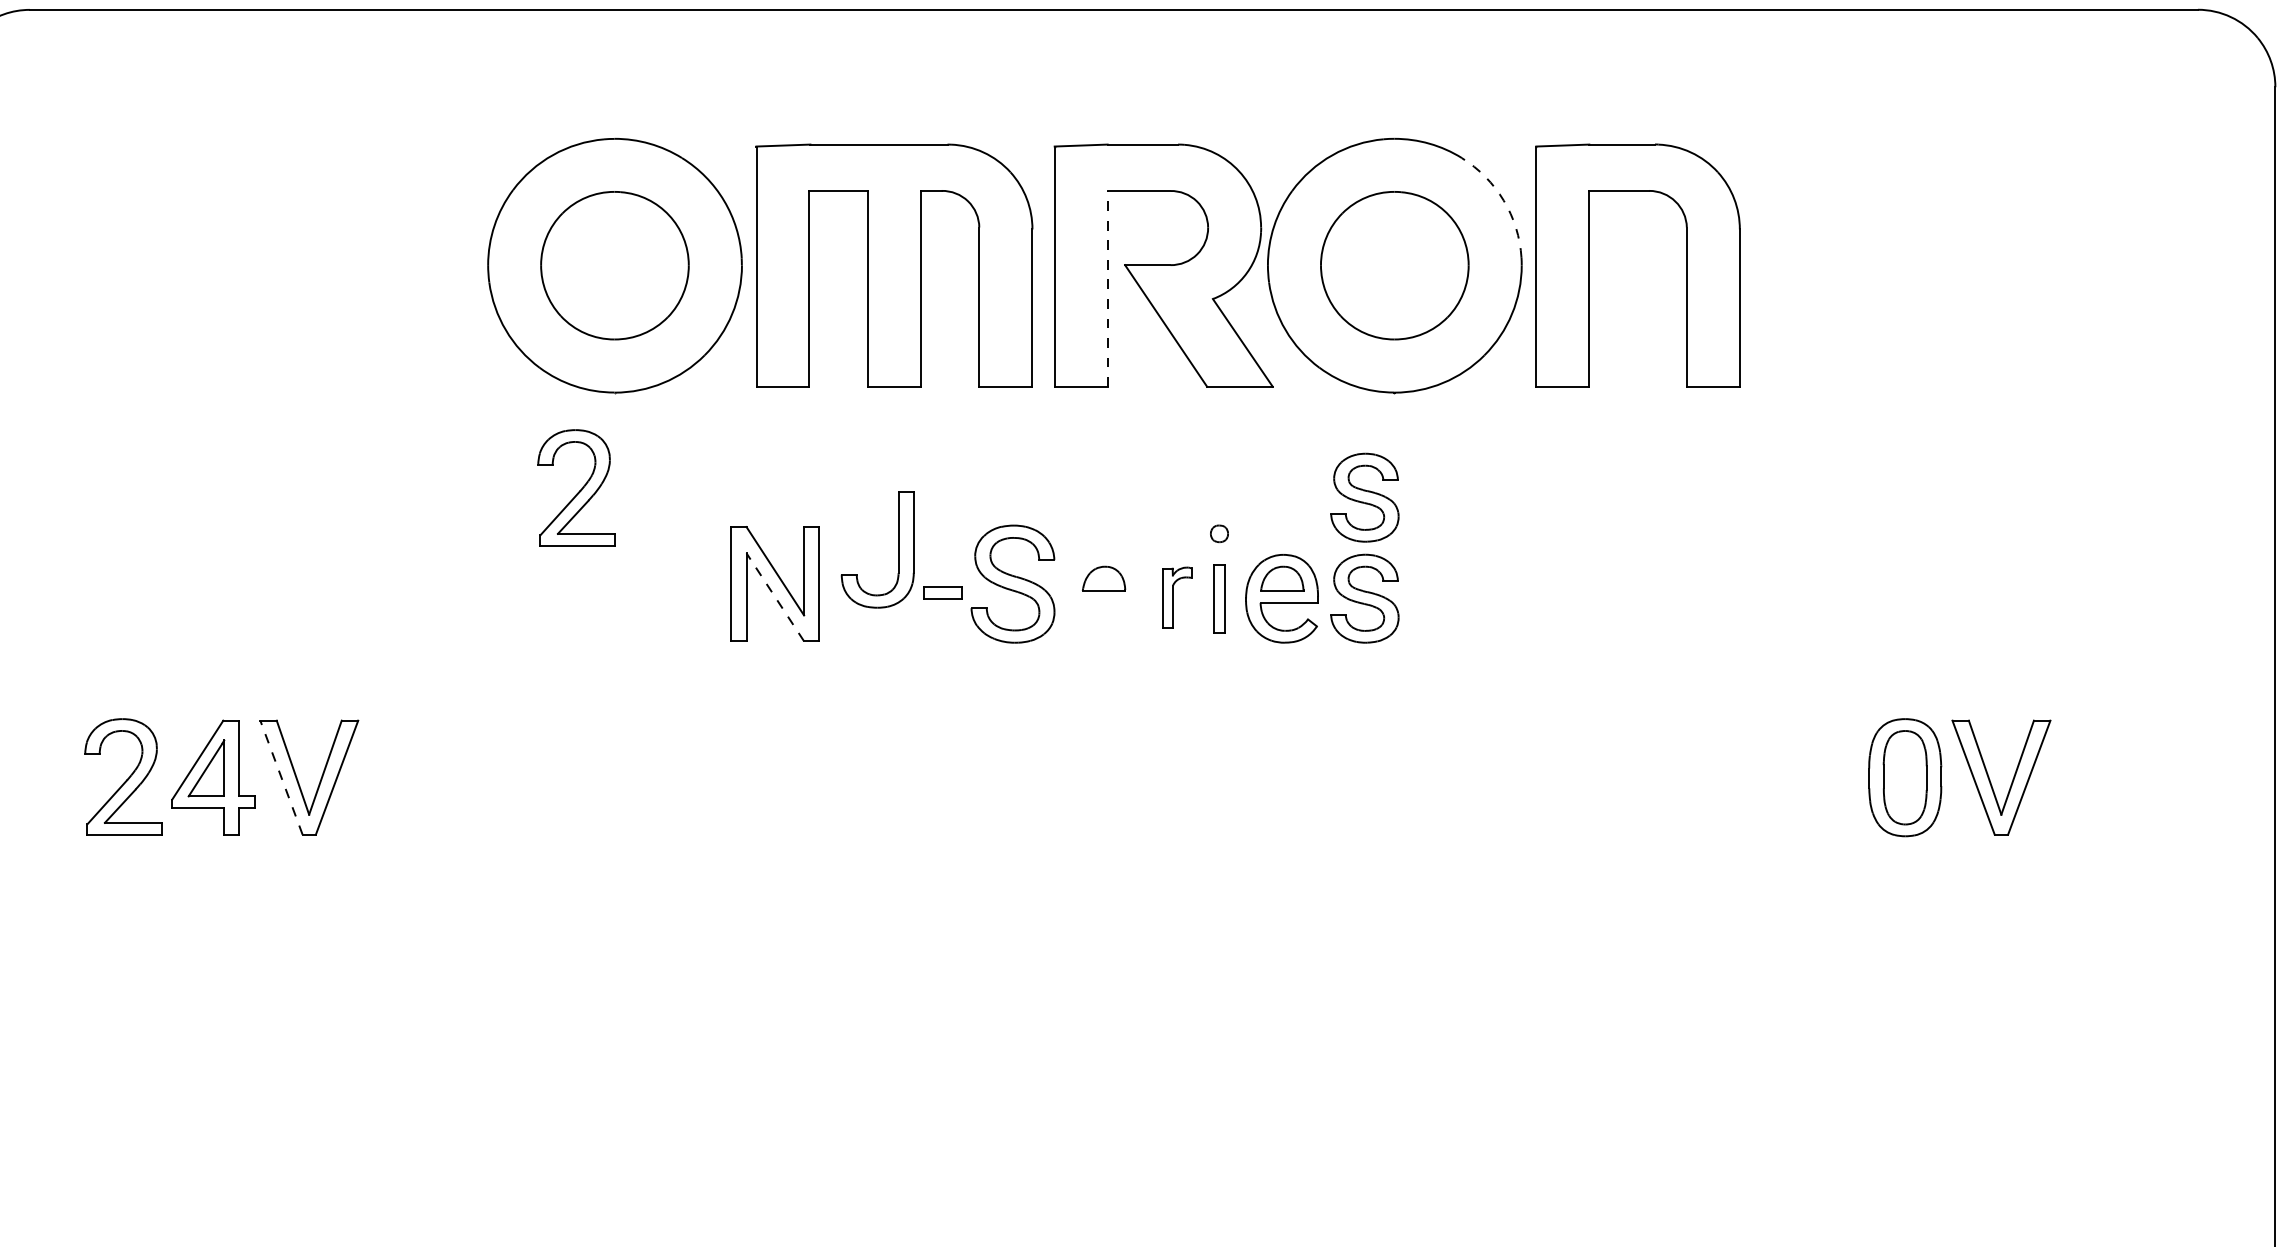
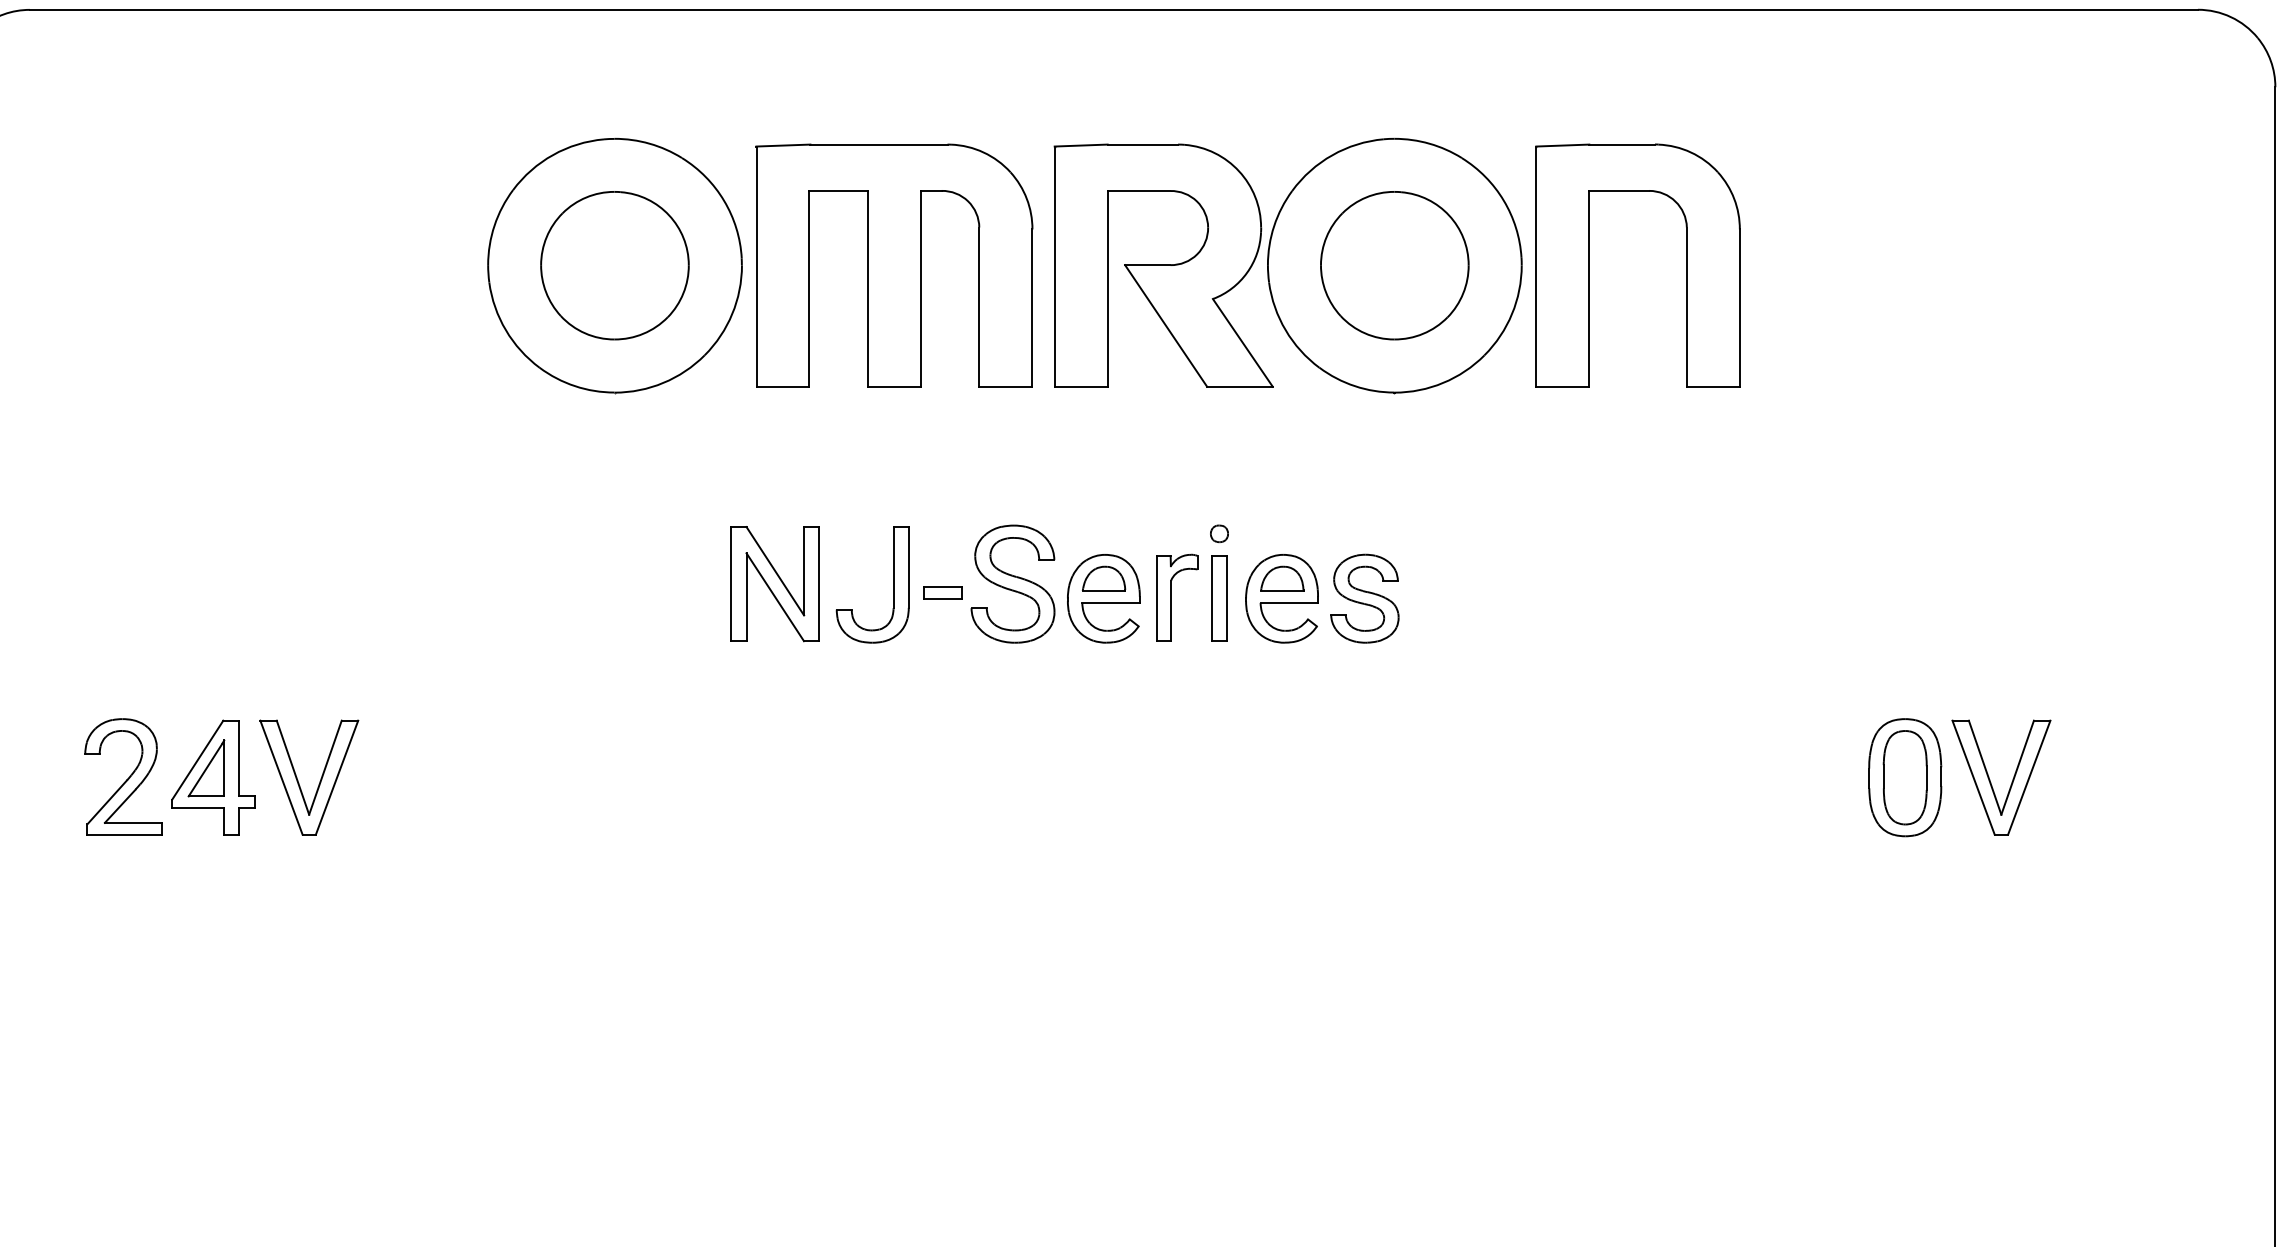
arc: dashed -> solid (1503, 200)
line: dashed -> solid (1107, 288)
part: present -> none (576, 487)
part: present -> none (1364, 497)
part position: (898, 549) -> (893, 584) (893, 584)
line: dashed -> solid (775, 597)
part size: 31x63 px -> 43x89 px (1177, 597)
part: none -> present (1103, 598)
part size: 13x70 px -> 17x87 px (1219, 598)
line: dashed -> solid (281, 777)
